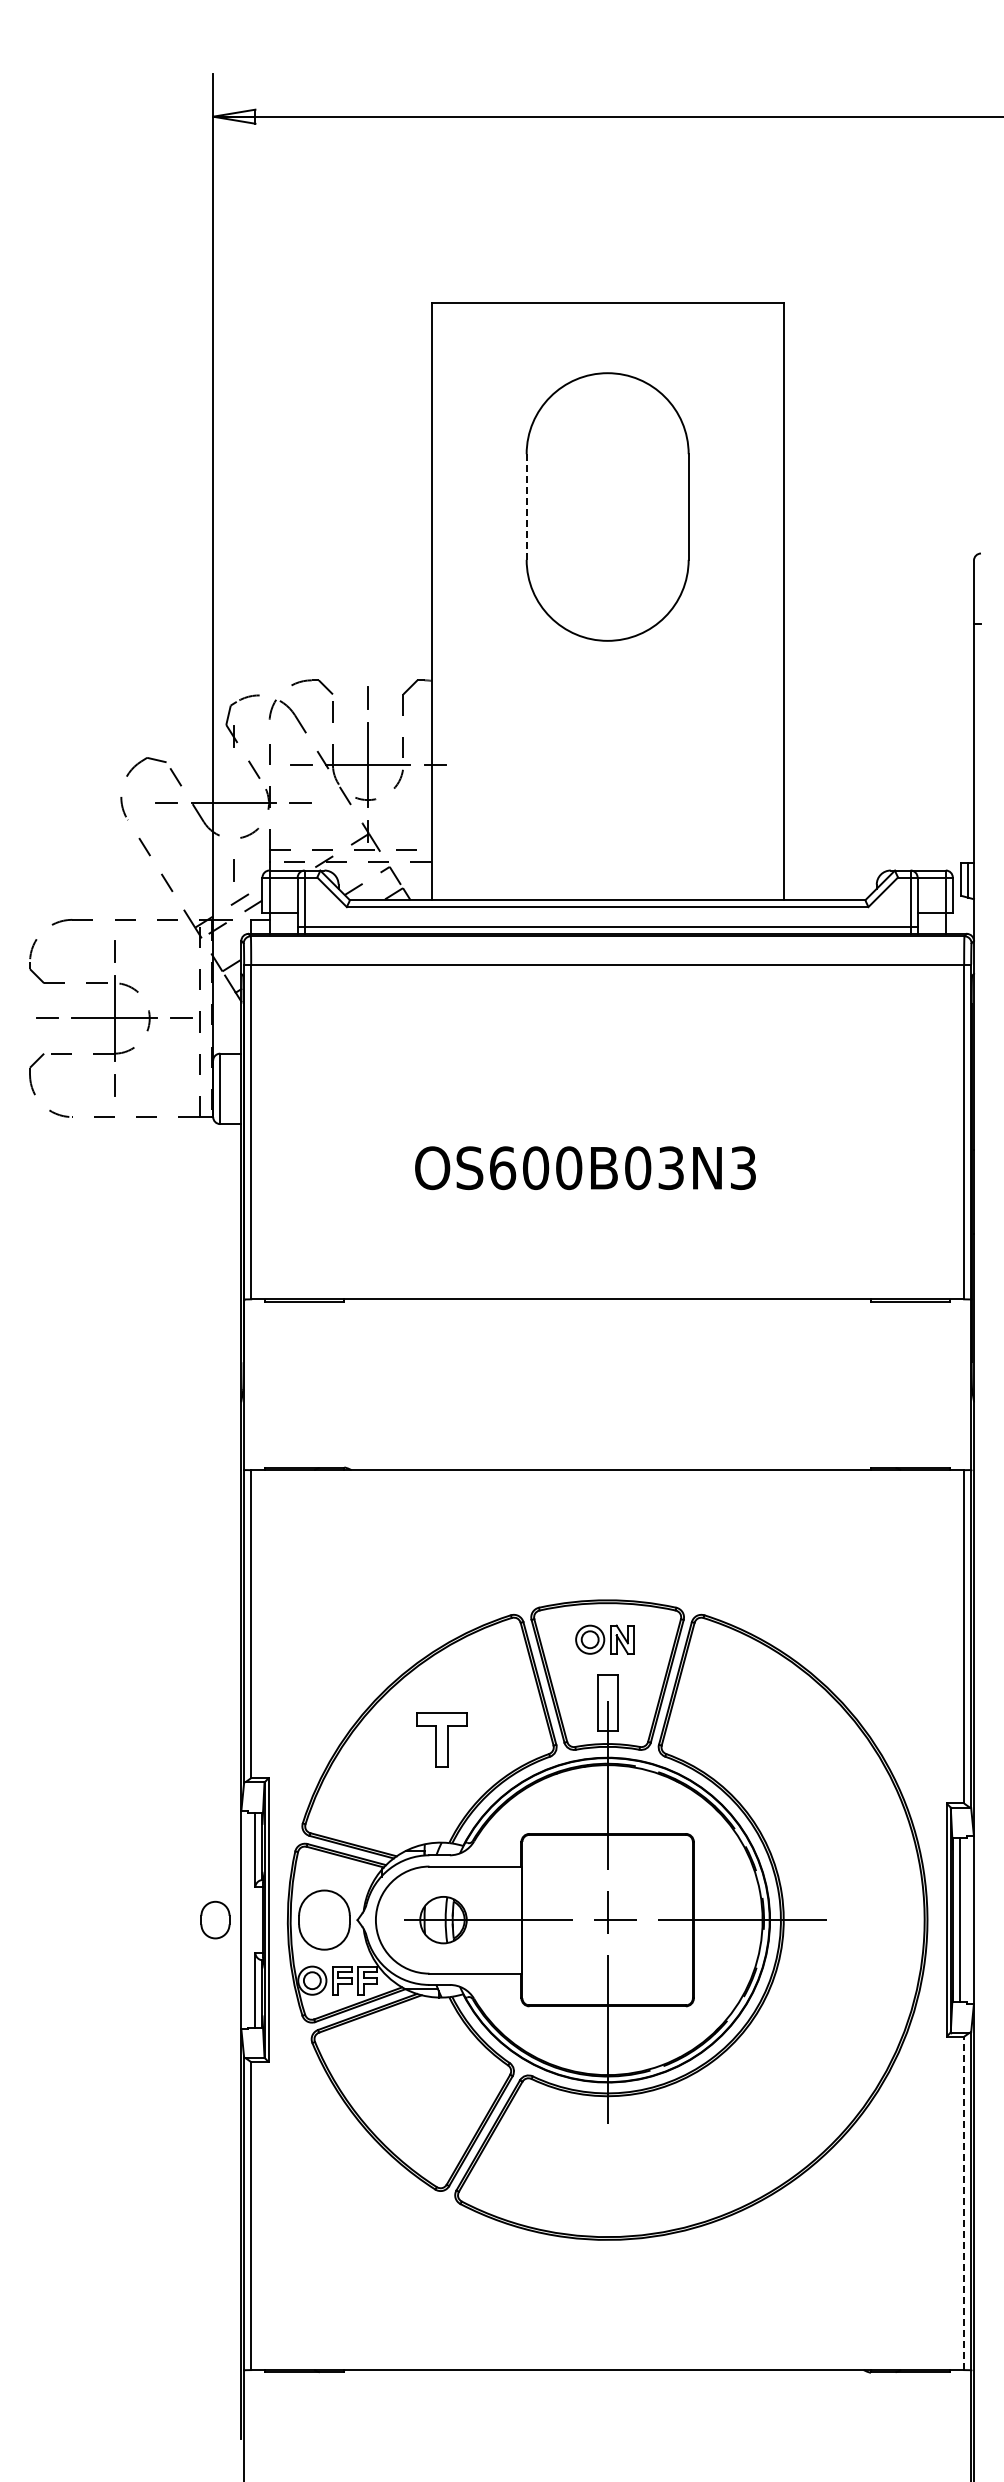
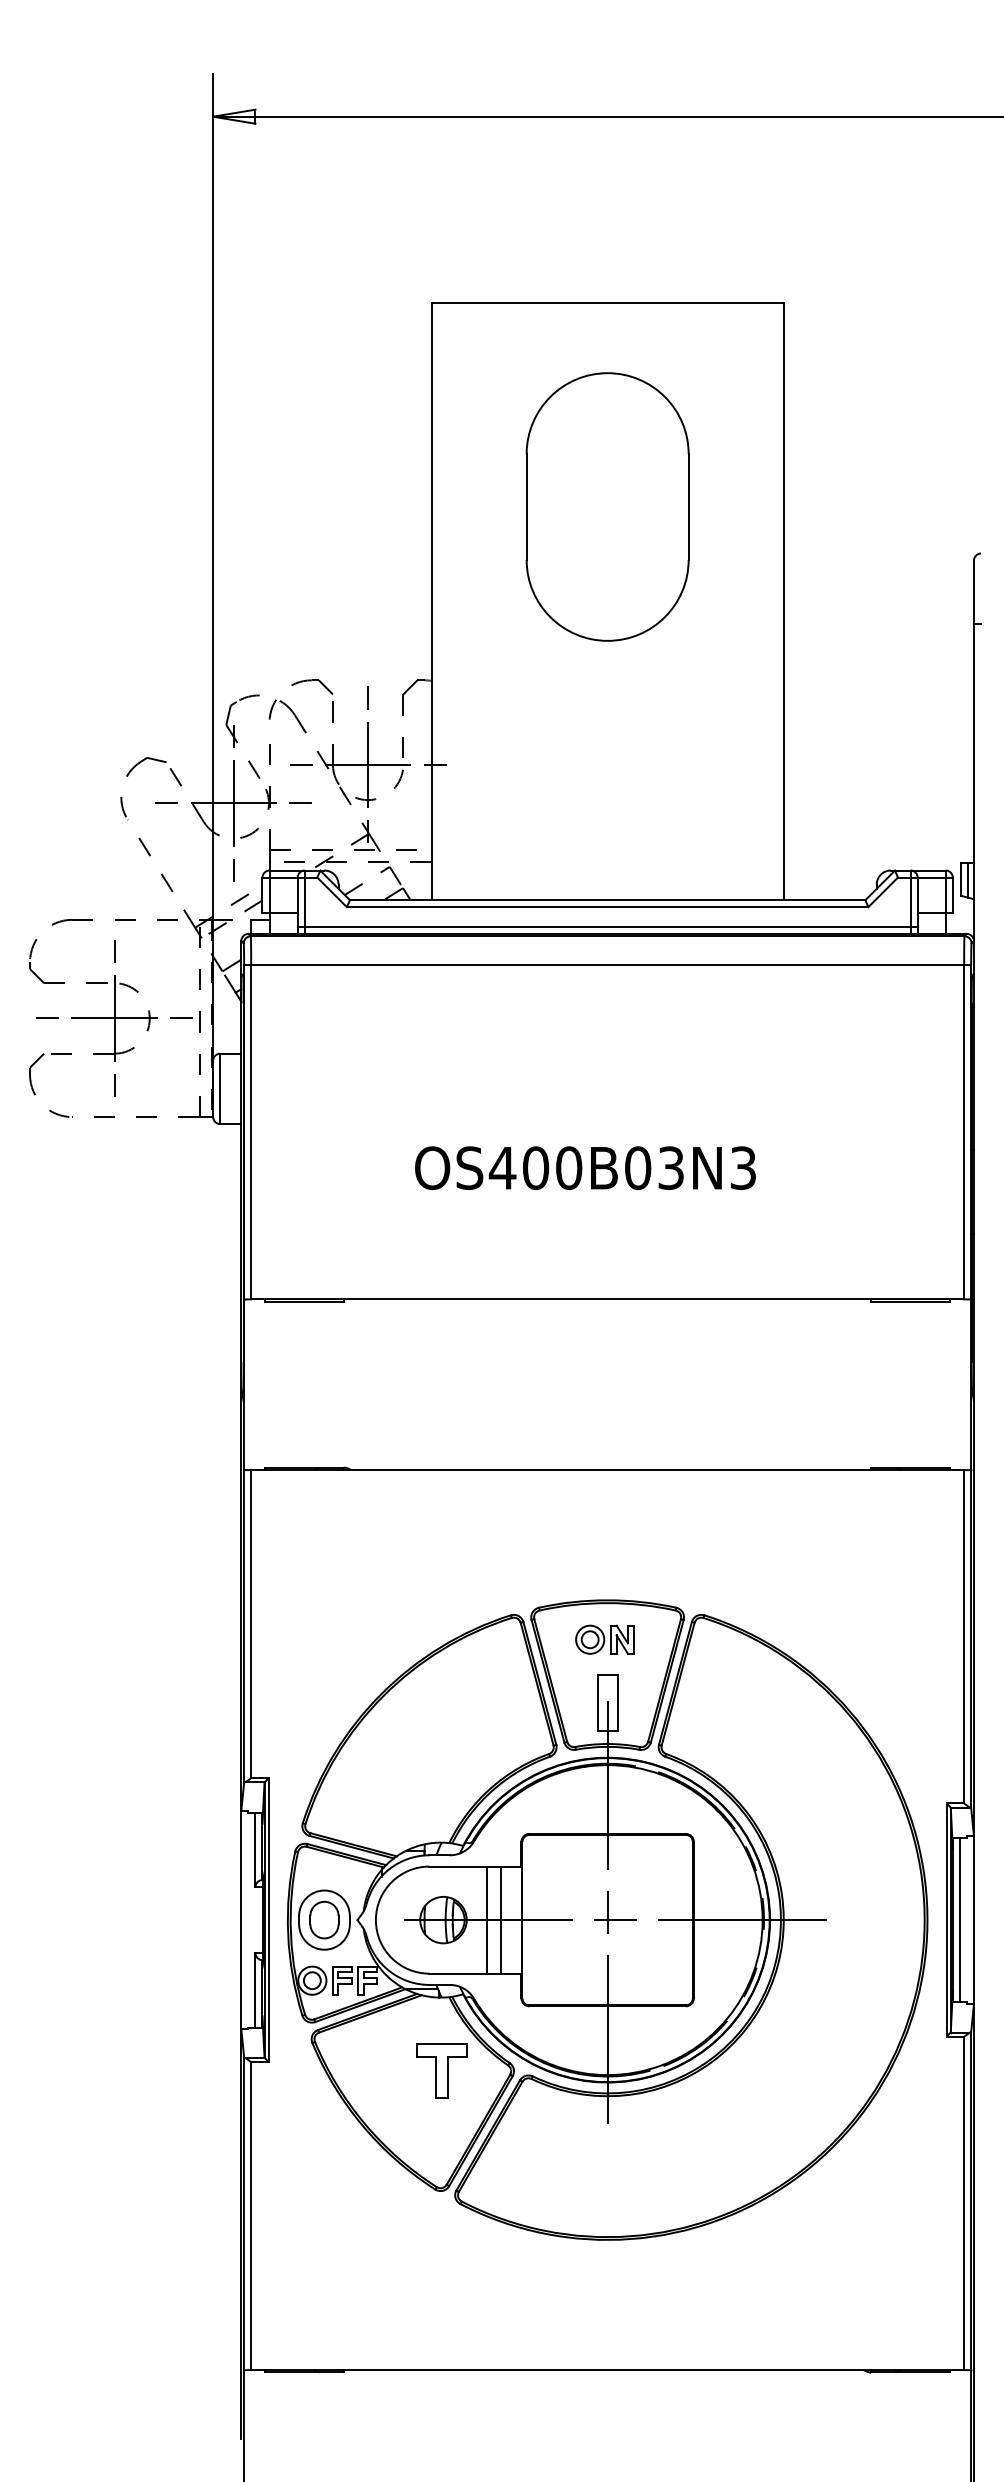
line: dashed -> solid (526, 507)
line: none -> present (233, 803)
text: OS600B03N3 -> OS400B03N3 (502, 1168)
part position: (441, 1739) -> (441, 2070) (441, 2070)
part position: (215, 1919) -> (324, 1919) (324, 1919)
line: none -> present (487, 1919)
line: none -> present (501, 1919)
line: dashed -> solid (964, 2203)
